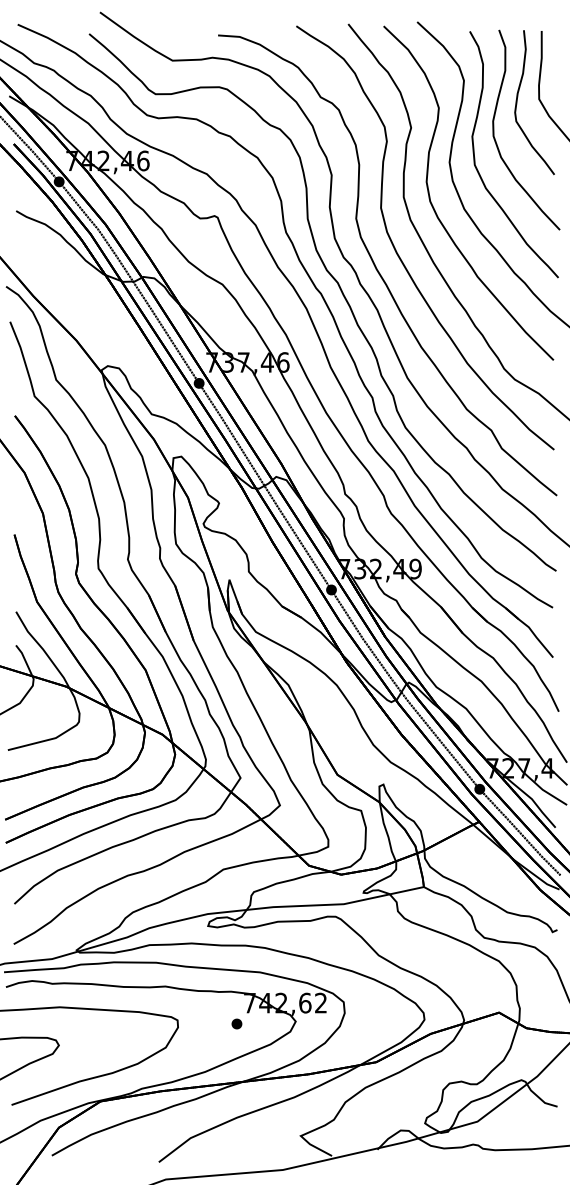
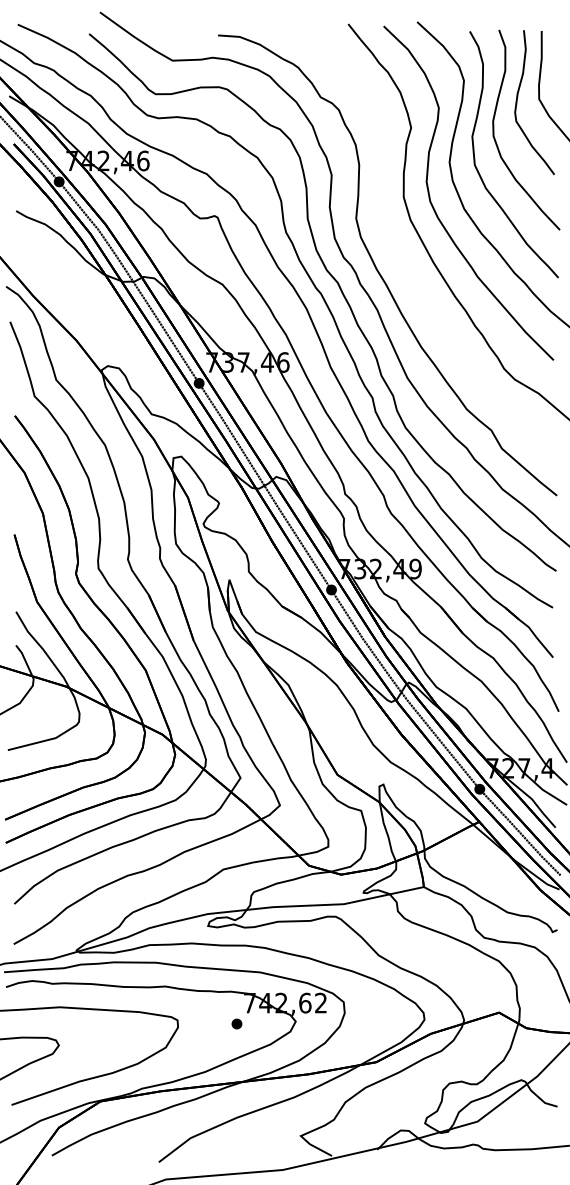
part: present -> none (397, 251)
